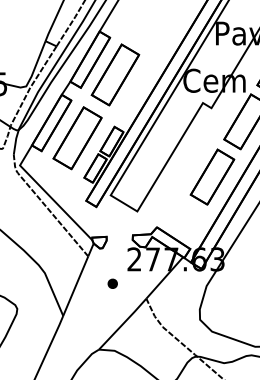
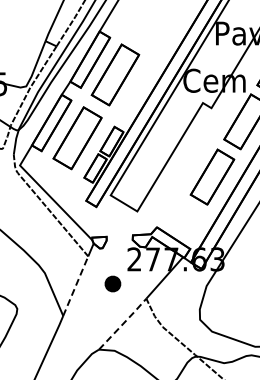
part size: 11x11 px -> 18x18 px (112, 283)
line: solid -> dashed (75, 285)
line: solid -> dashed (123, 323)
